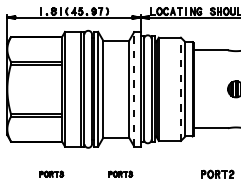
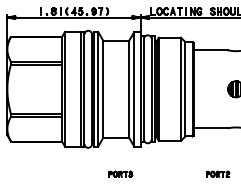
line: dashed -> solid (134, 88)
line: dashed -> solid (180, 89)
part: present -> none (51, 173)
part size: 34x10 px -> 25x8 px (218, 173)
